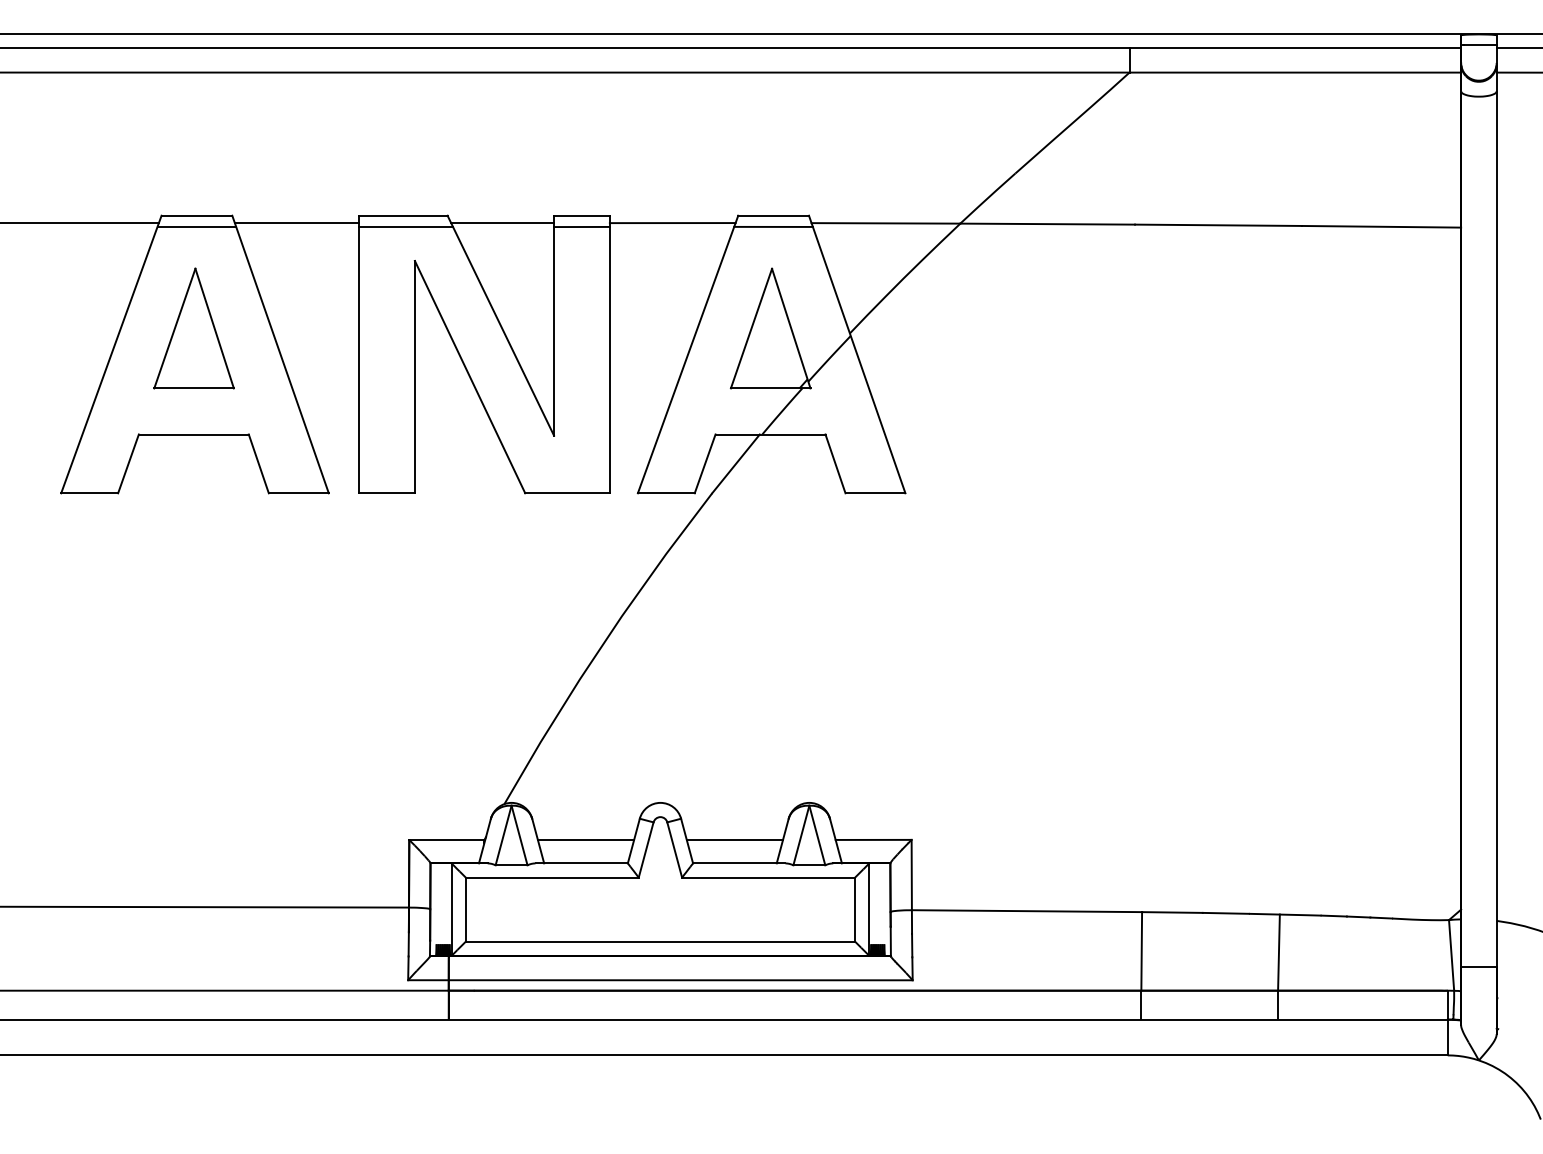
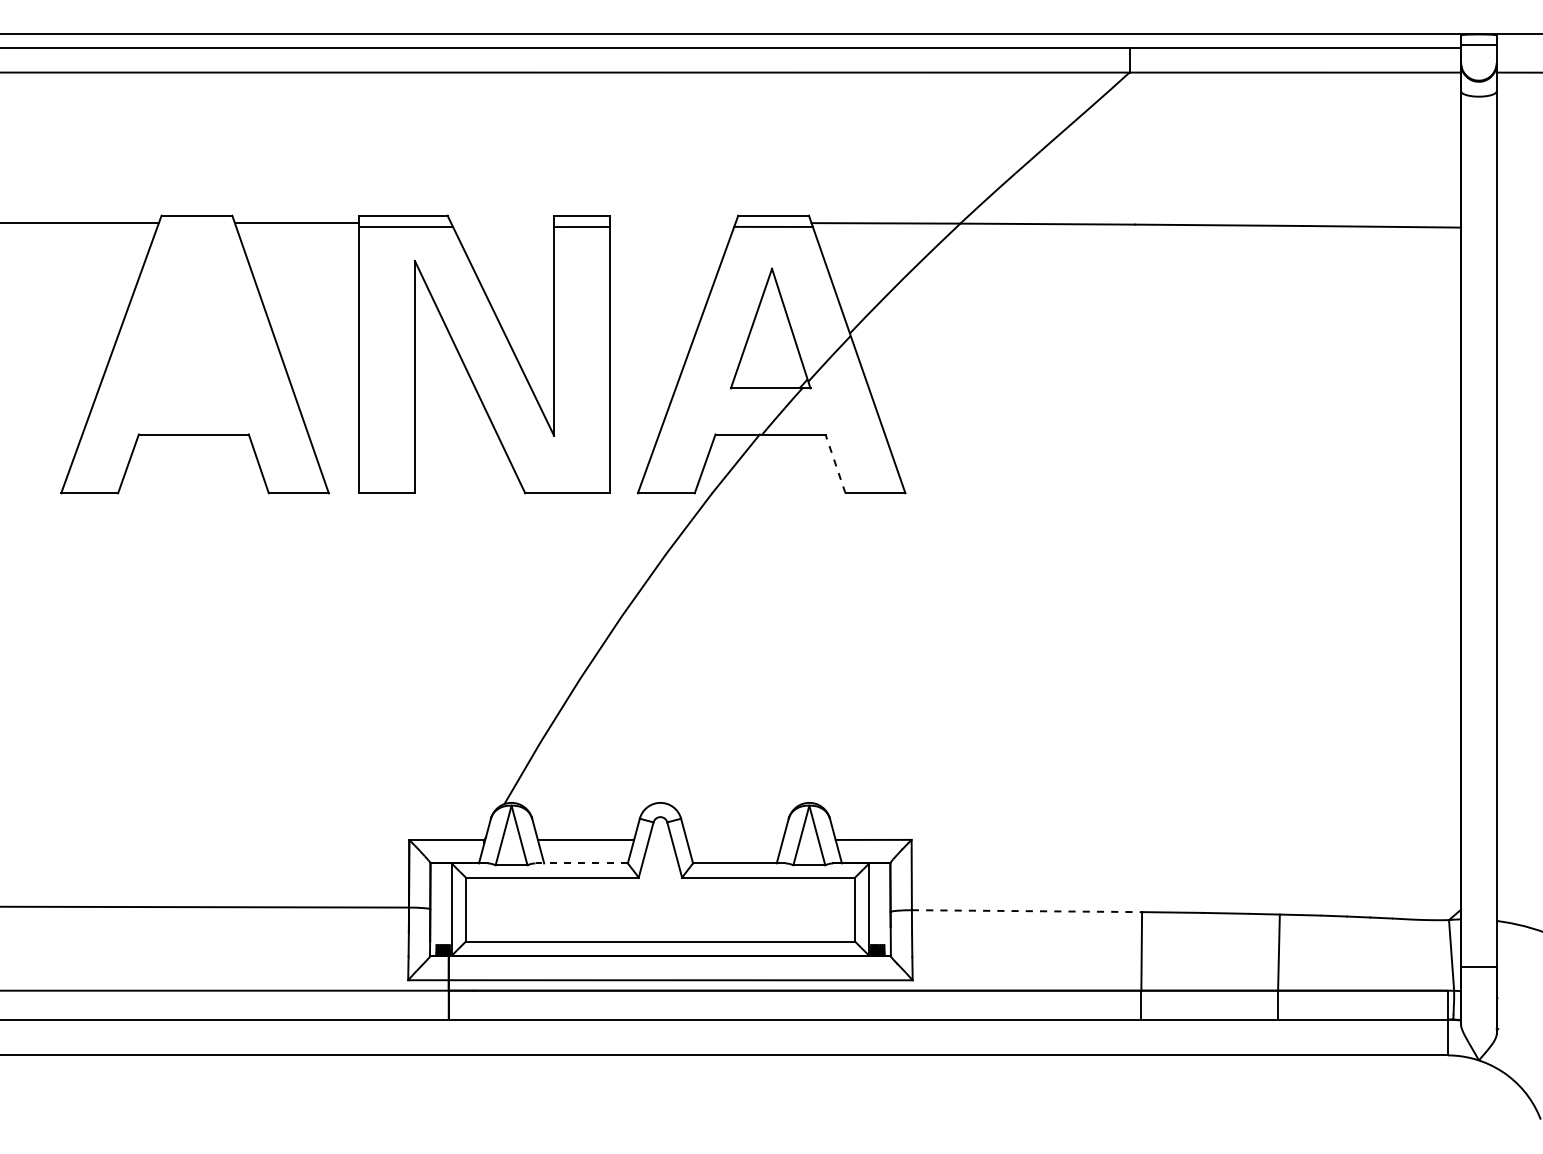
line: present -> none (1517, 48)
line: present -> none (502, 223)
line: present -> none (672, 223)
line: present -> none (196, 227)
part: present -> none (193, 328)
line: solid -> dashed (835, 463)
line: present -> none (734, 839)
line: solid -> dashed (581, 863)
line: solid -> dashed (1027, 911)
